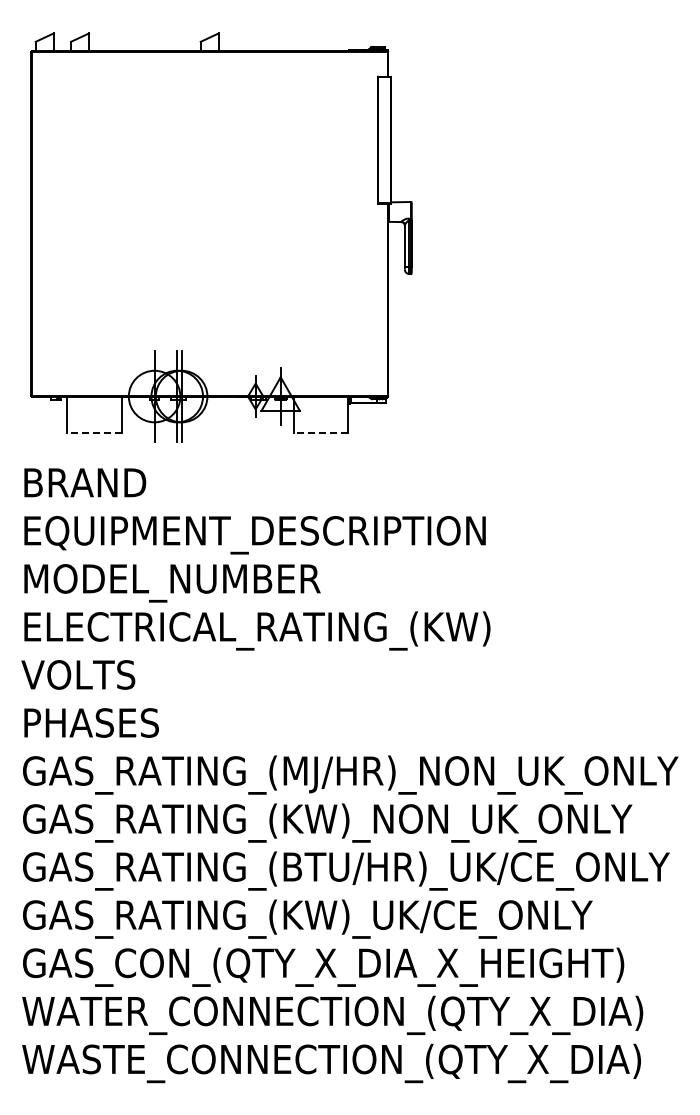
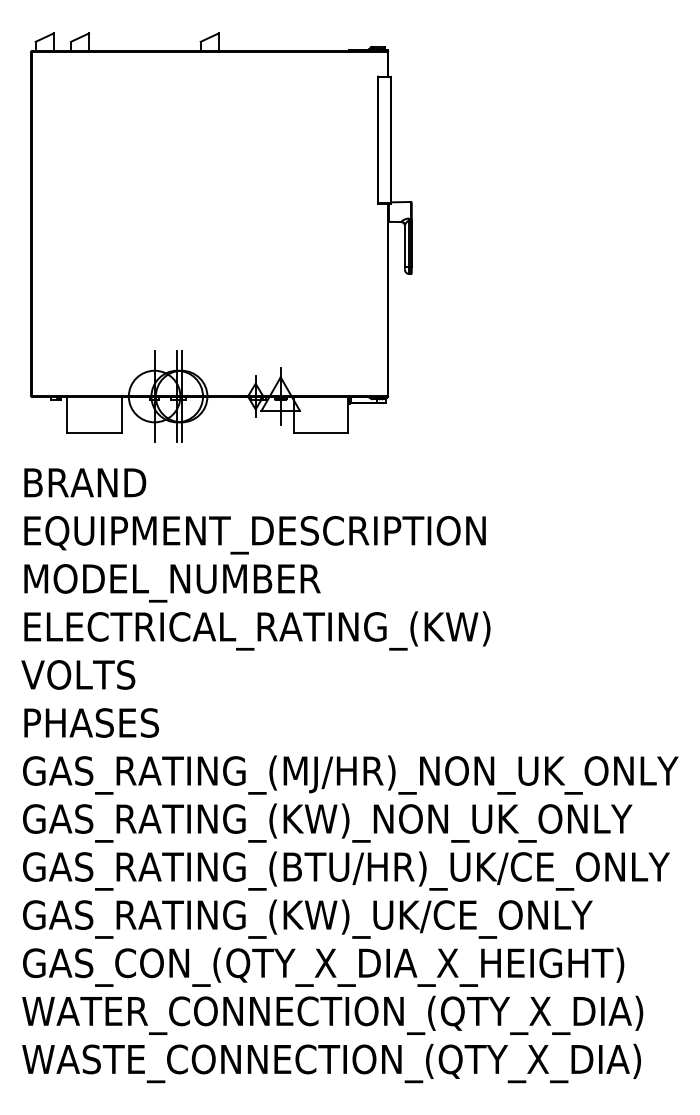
line: dashed -> solid (93, 432)
line: dashed -> solid (320, 432)
